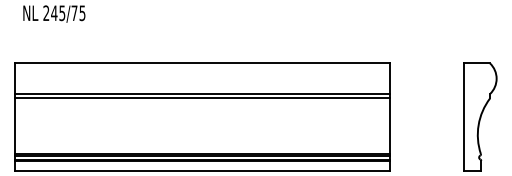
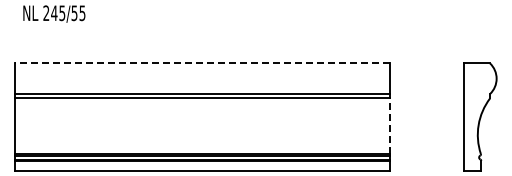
text: 245/75 -> 245/55 (74, 13)
line: solid -> dashed (202, 63)
line: solid -> dashed (389, 126)
